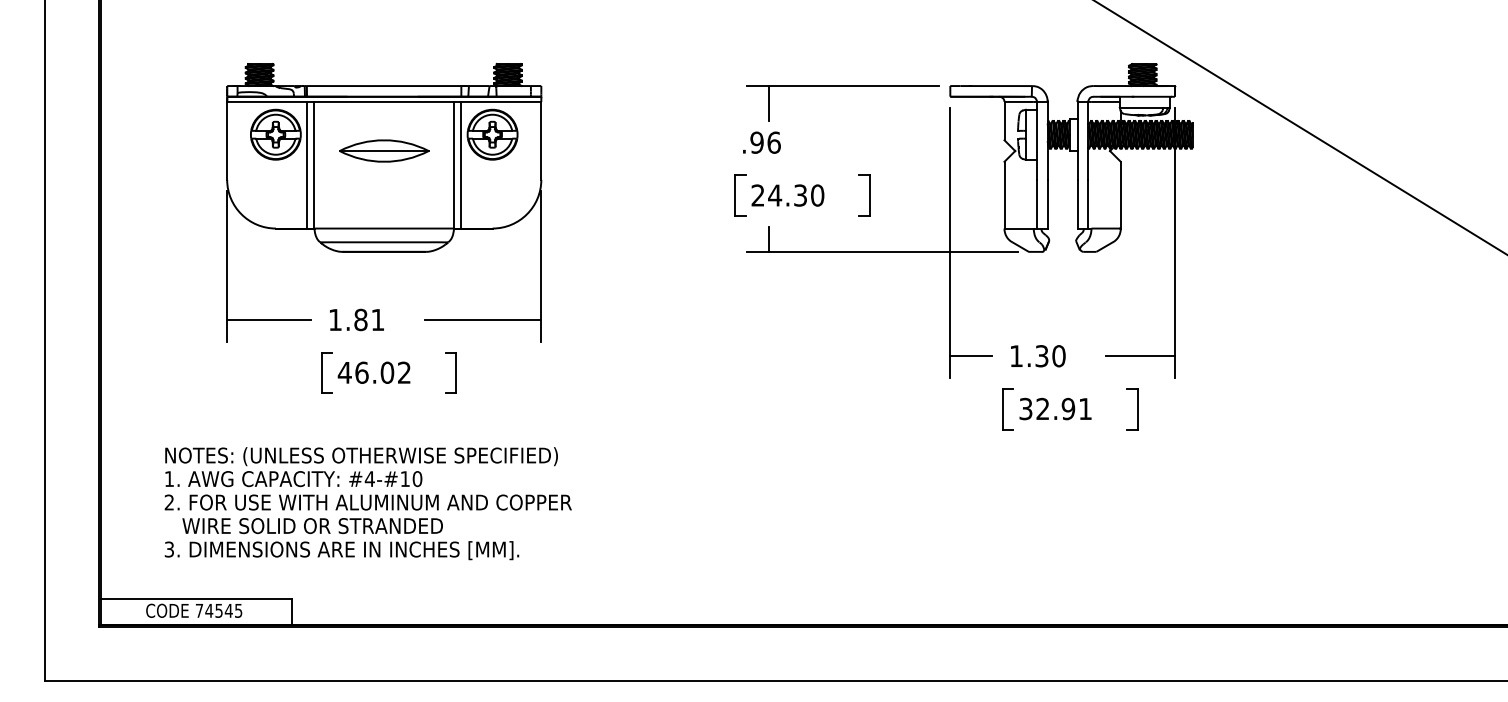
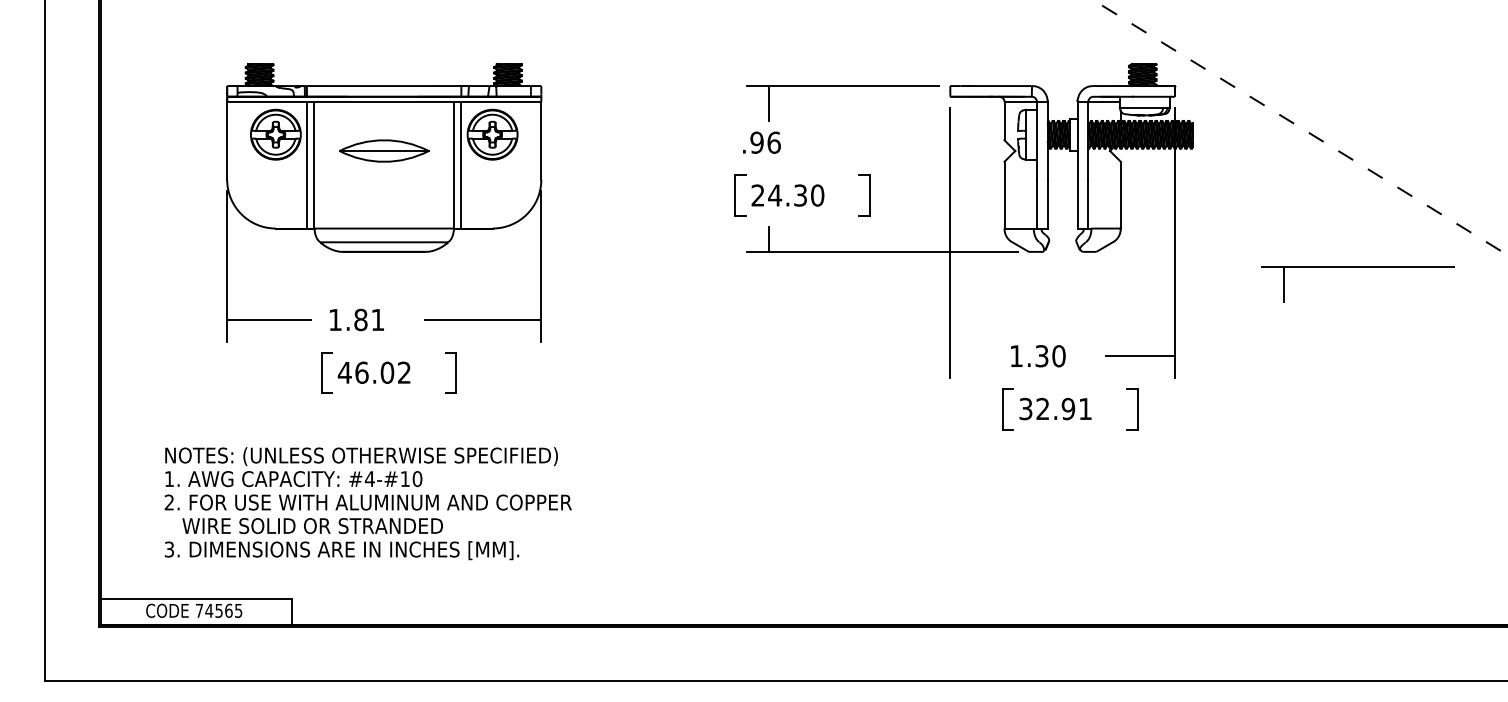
line: solid -> dashed (1300, 127)
part: none -> present (1357, 267)
line: present -> none (970, 356)
text: 74545 -> 74565 (228, 610)
